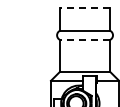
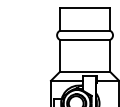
line: dashed -> solid (85, 7)
line: dashed -> solid (85, 40)
